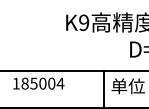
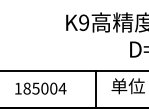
text position: (38, 83) -> (40, 88) (40, 88)
line position: (103, 87) -> (95, 87) (95, 87)
